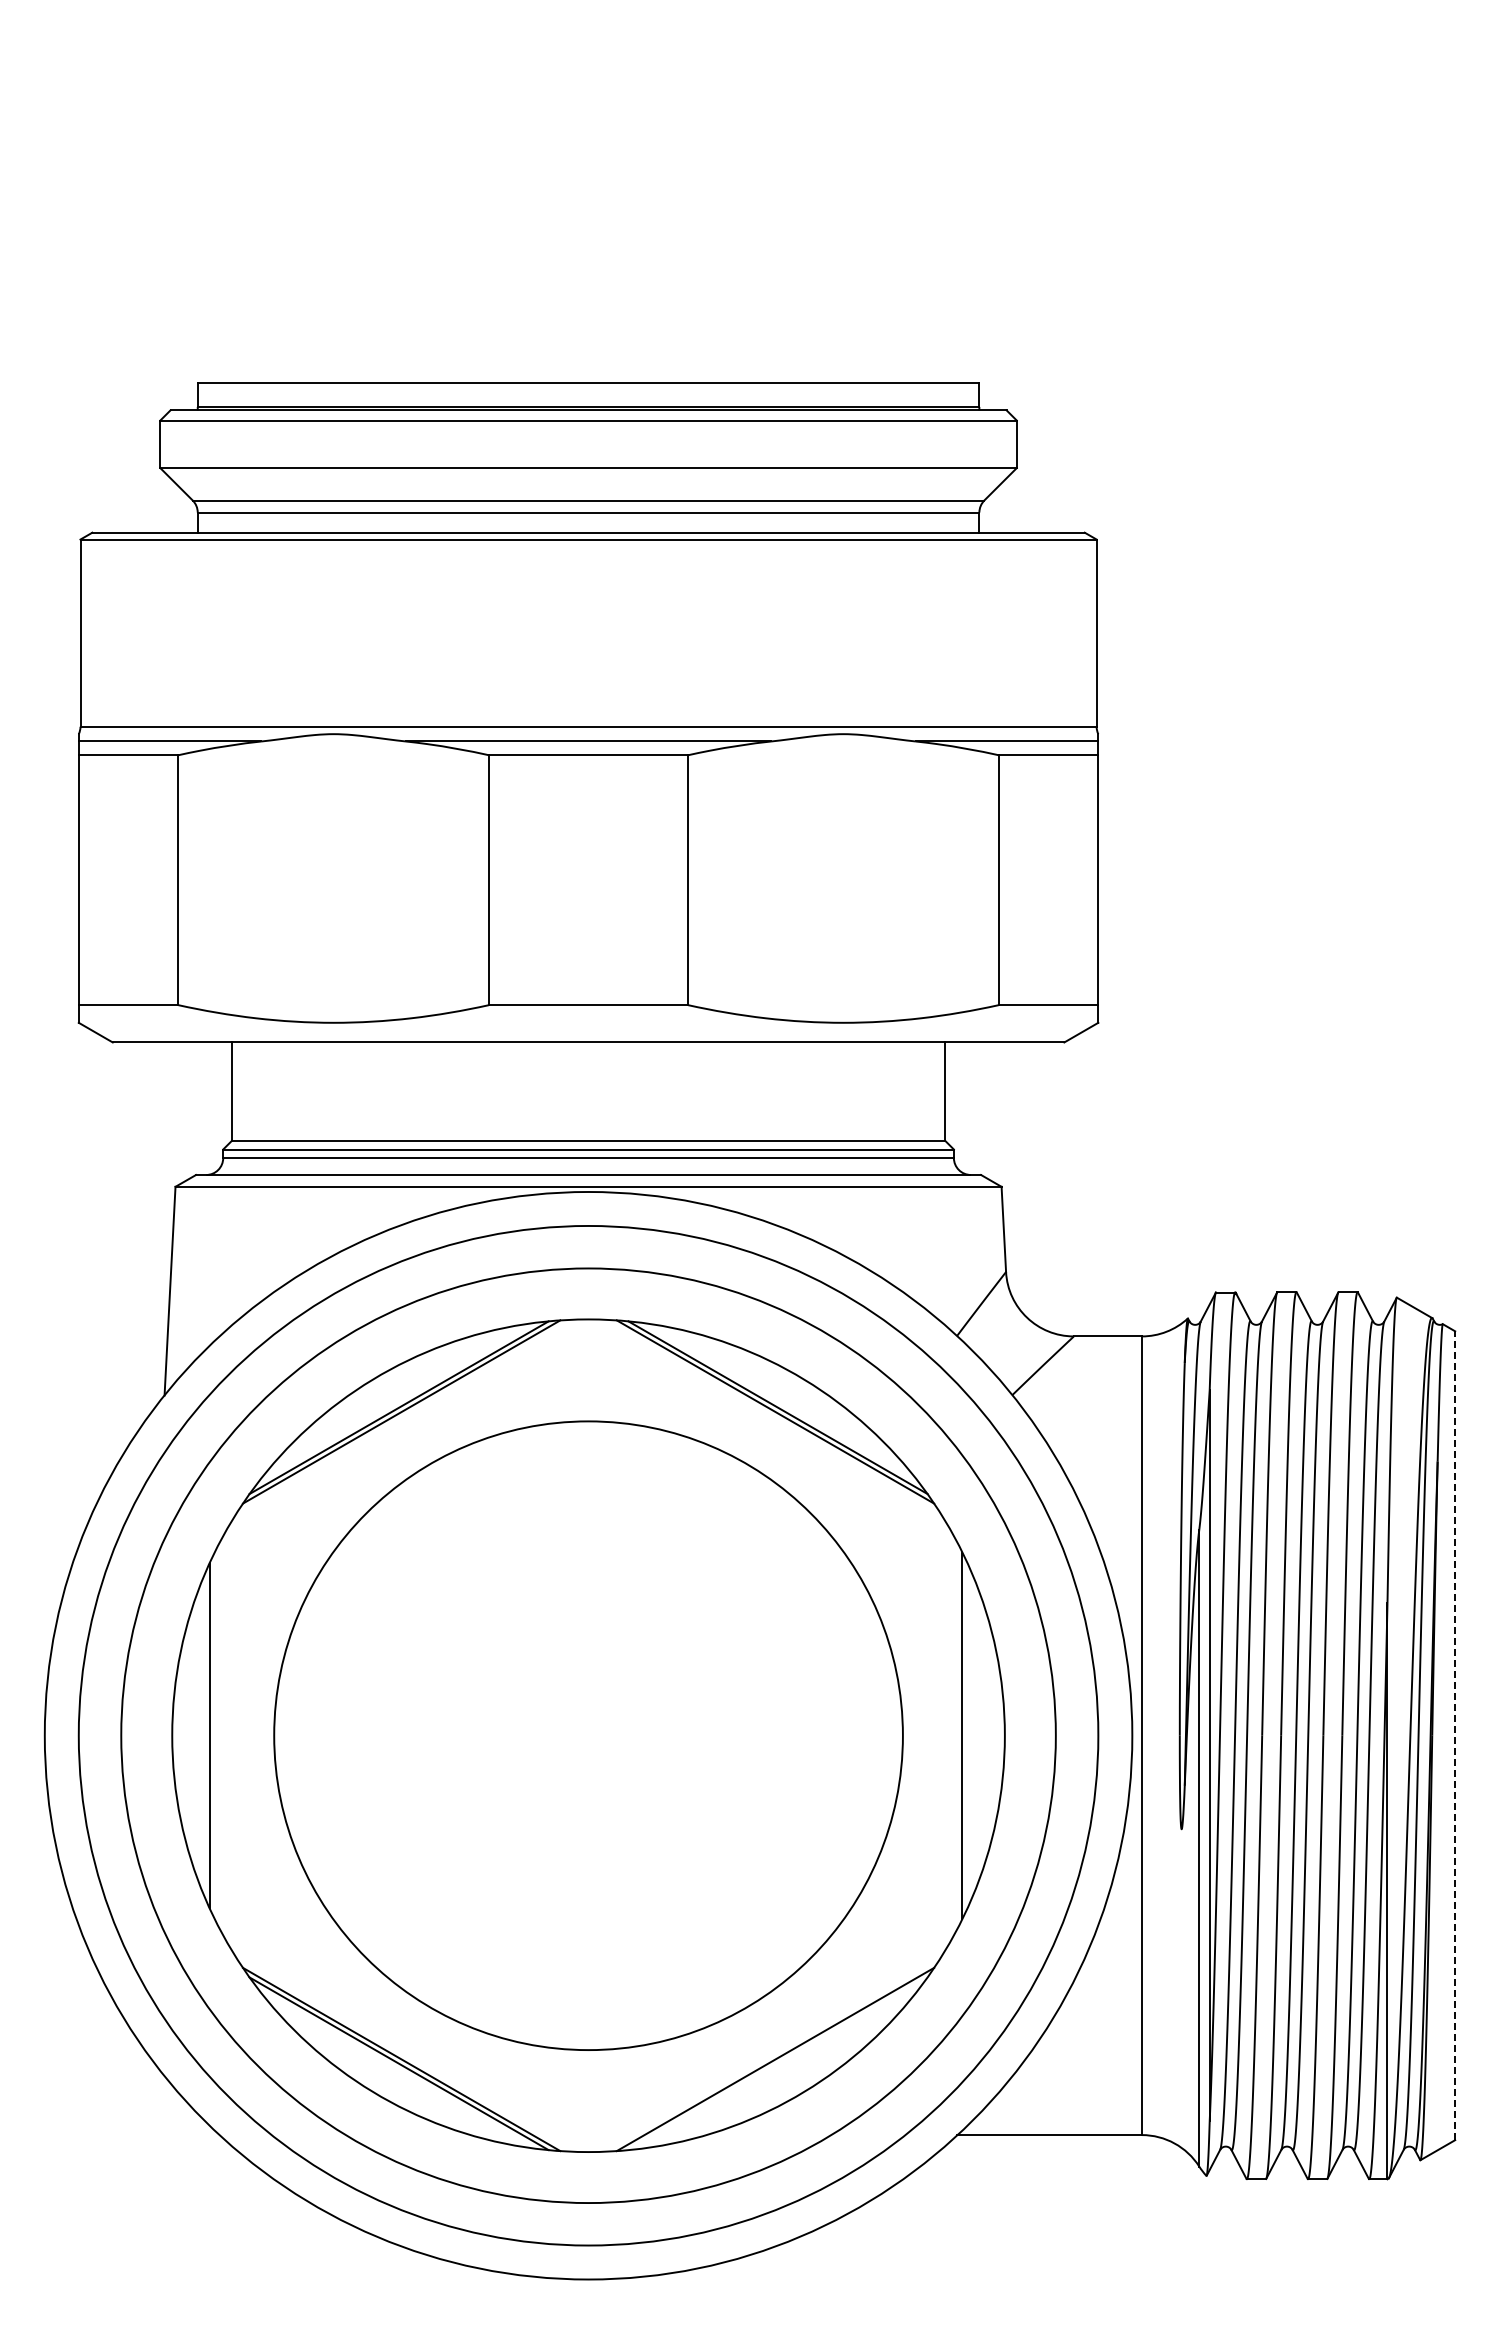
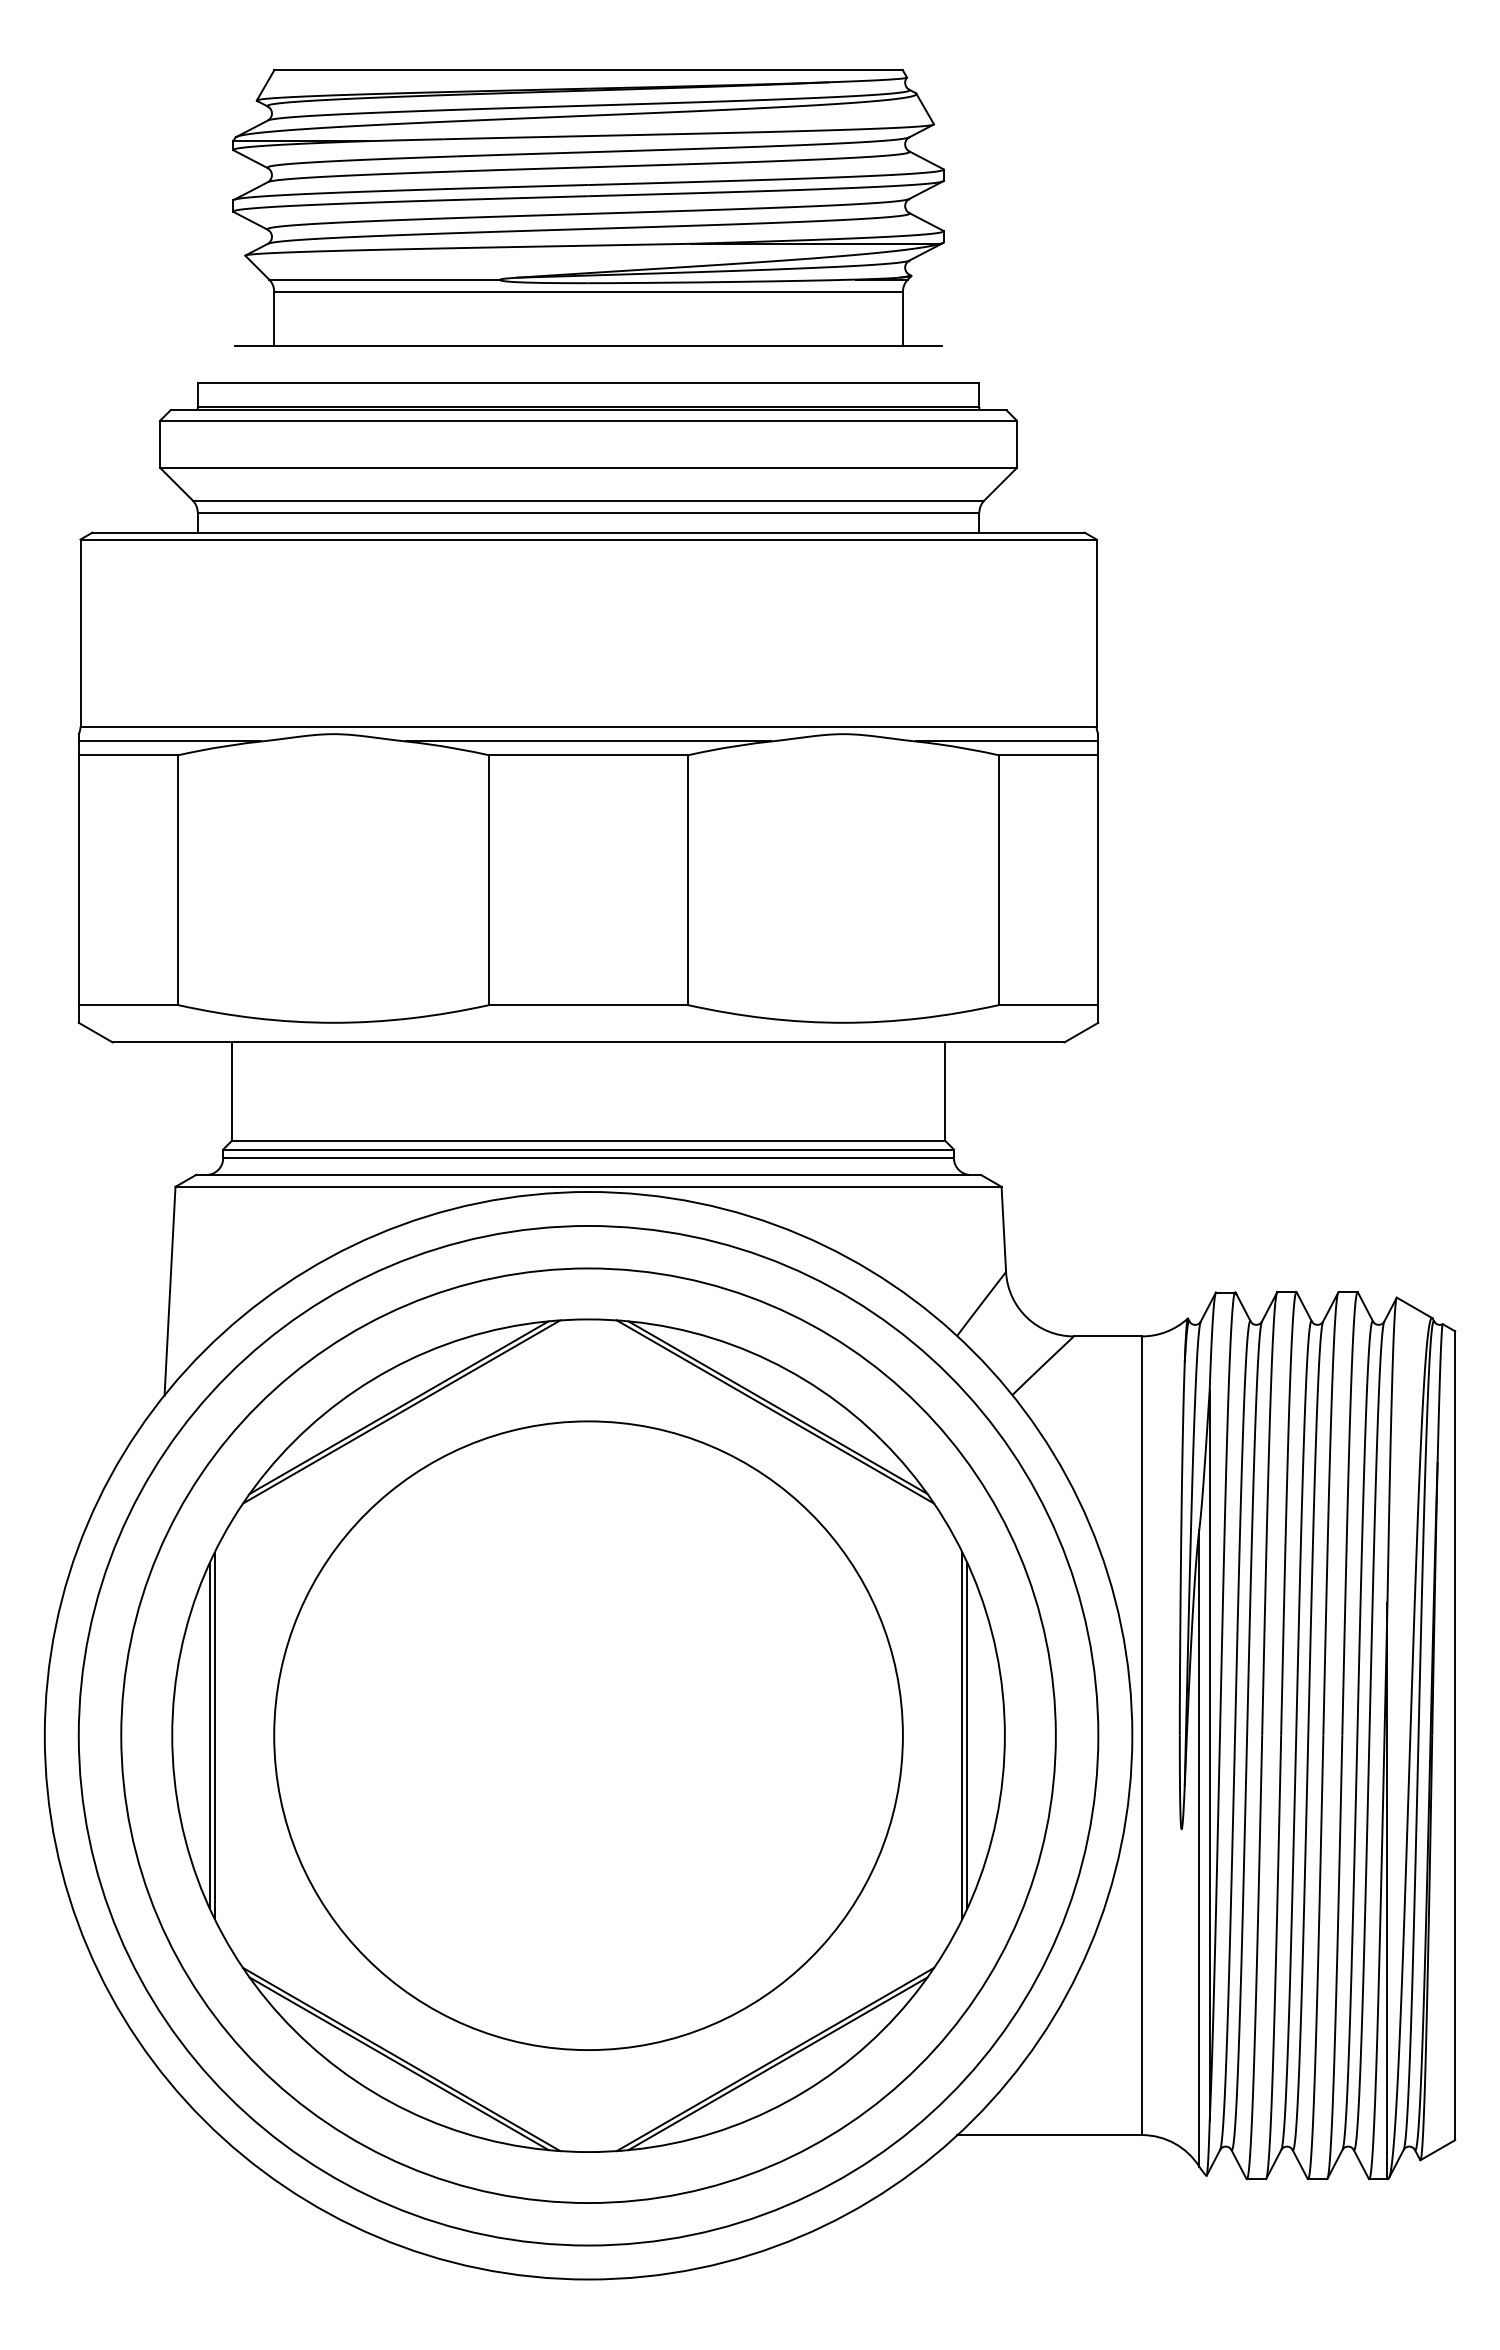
part: none -> present (588, 207)
line: none -> present (214, 1735)
line: none -> present (967, 1735)
line: dashed -> solid (1455, 1735)
line: none -> present (777, 2063)
